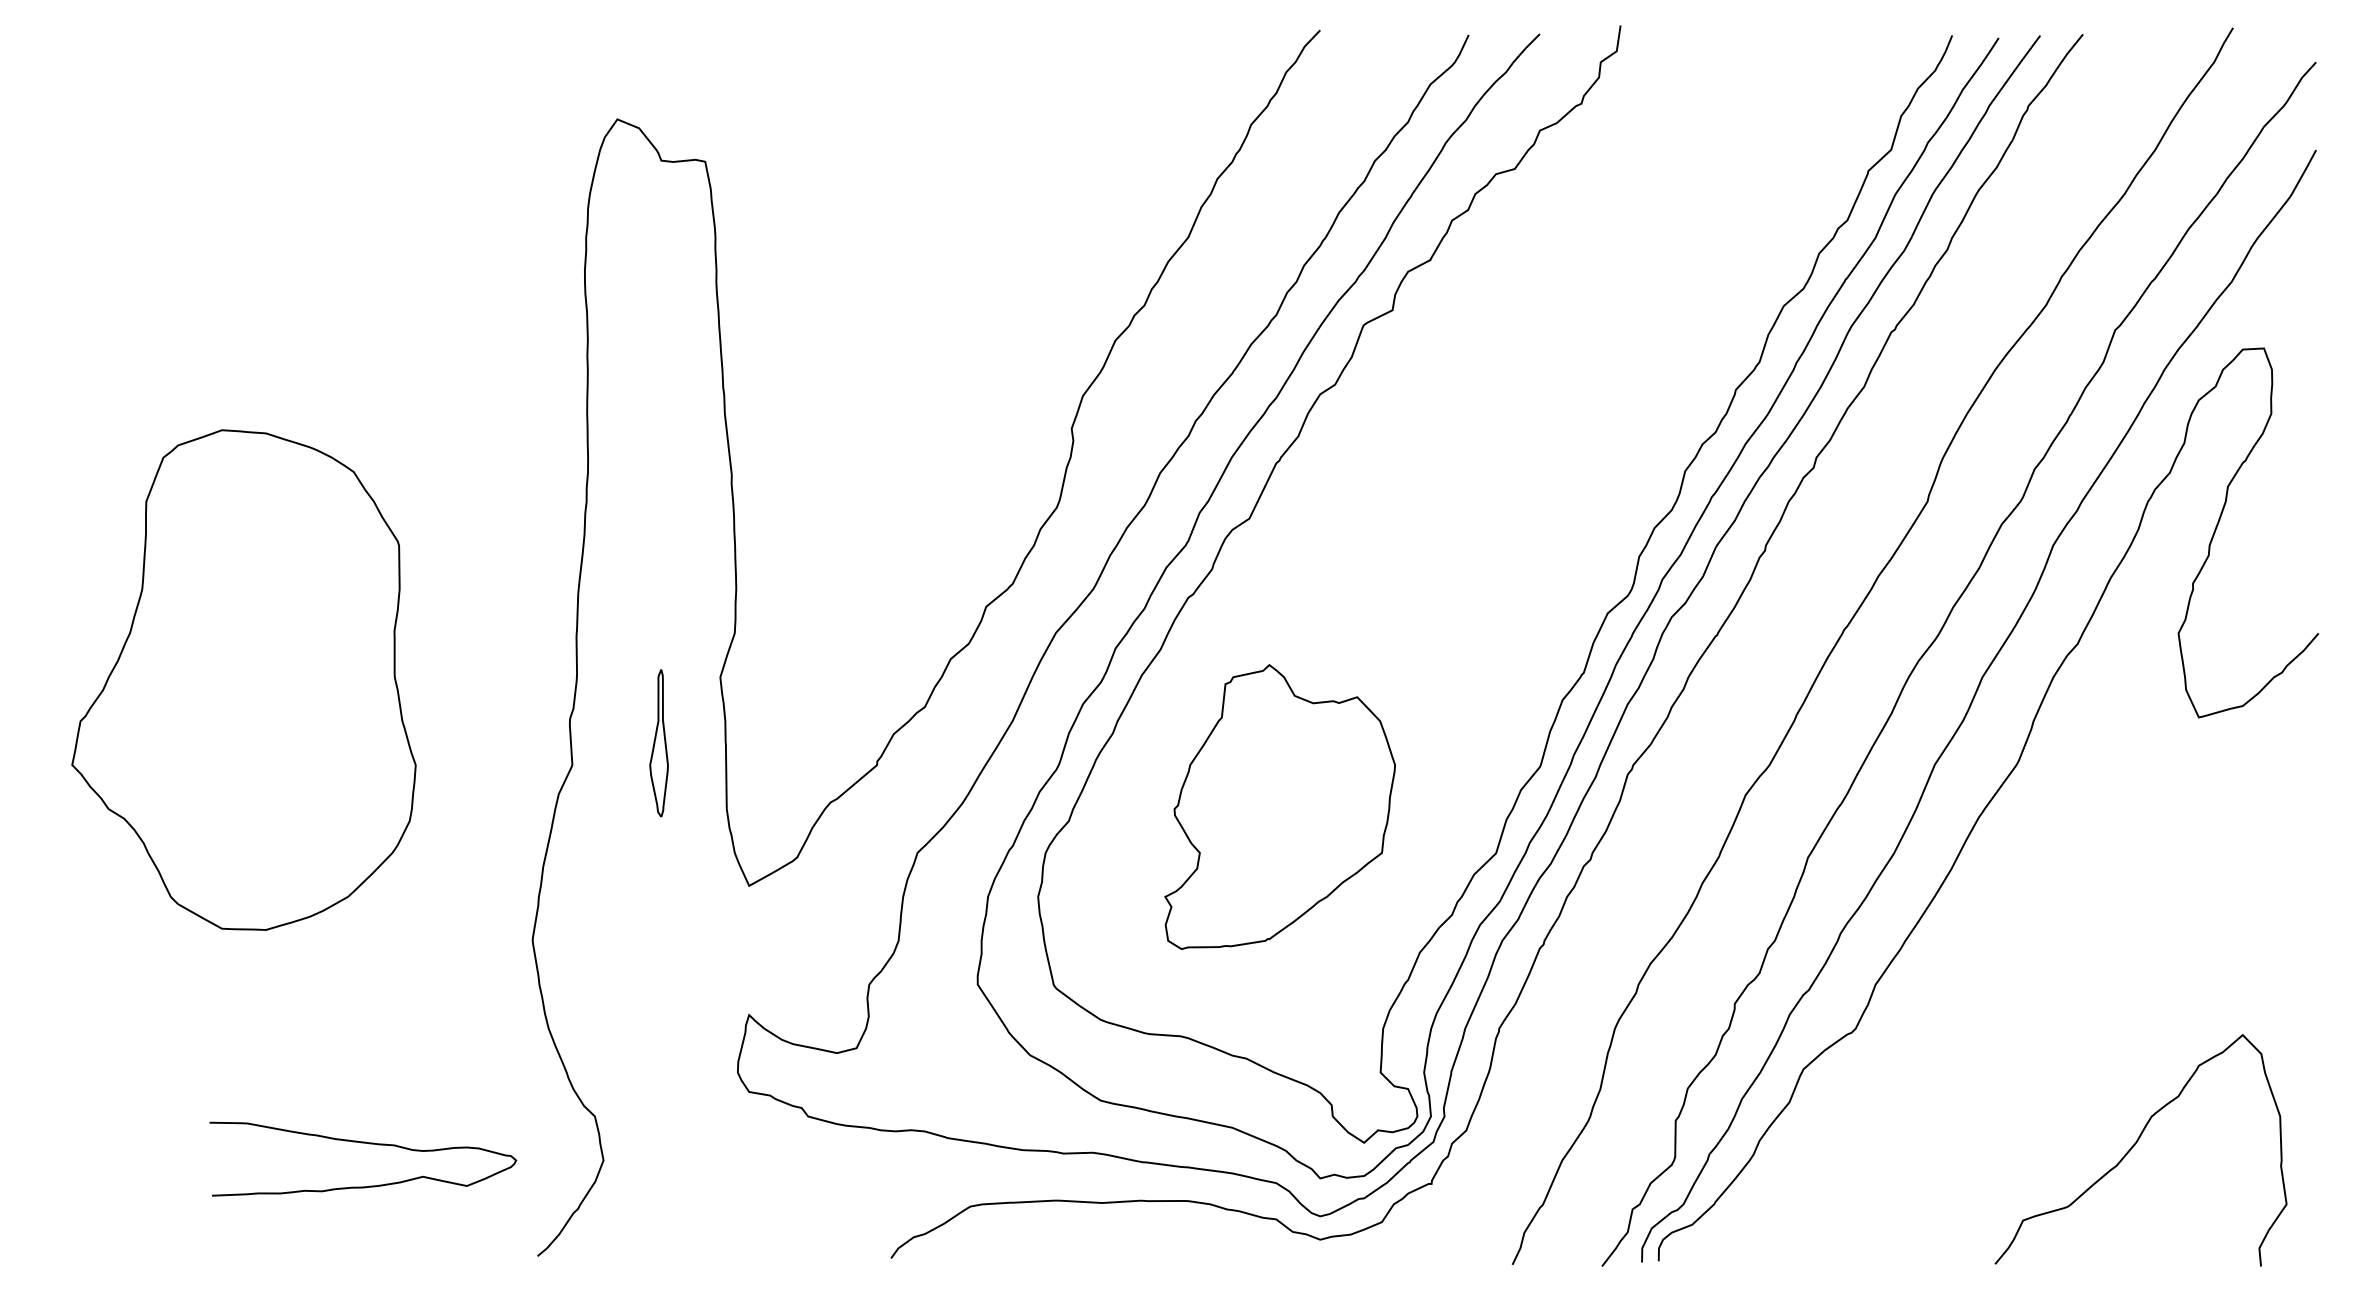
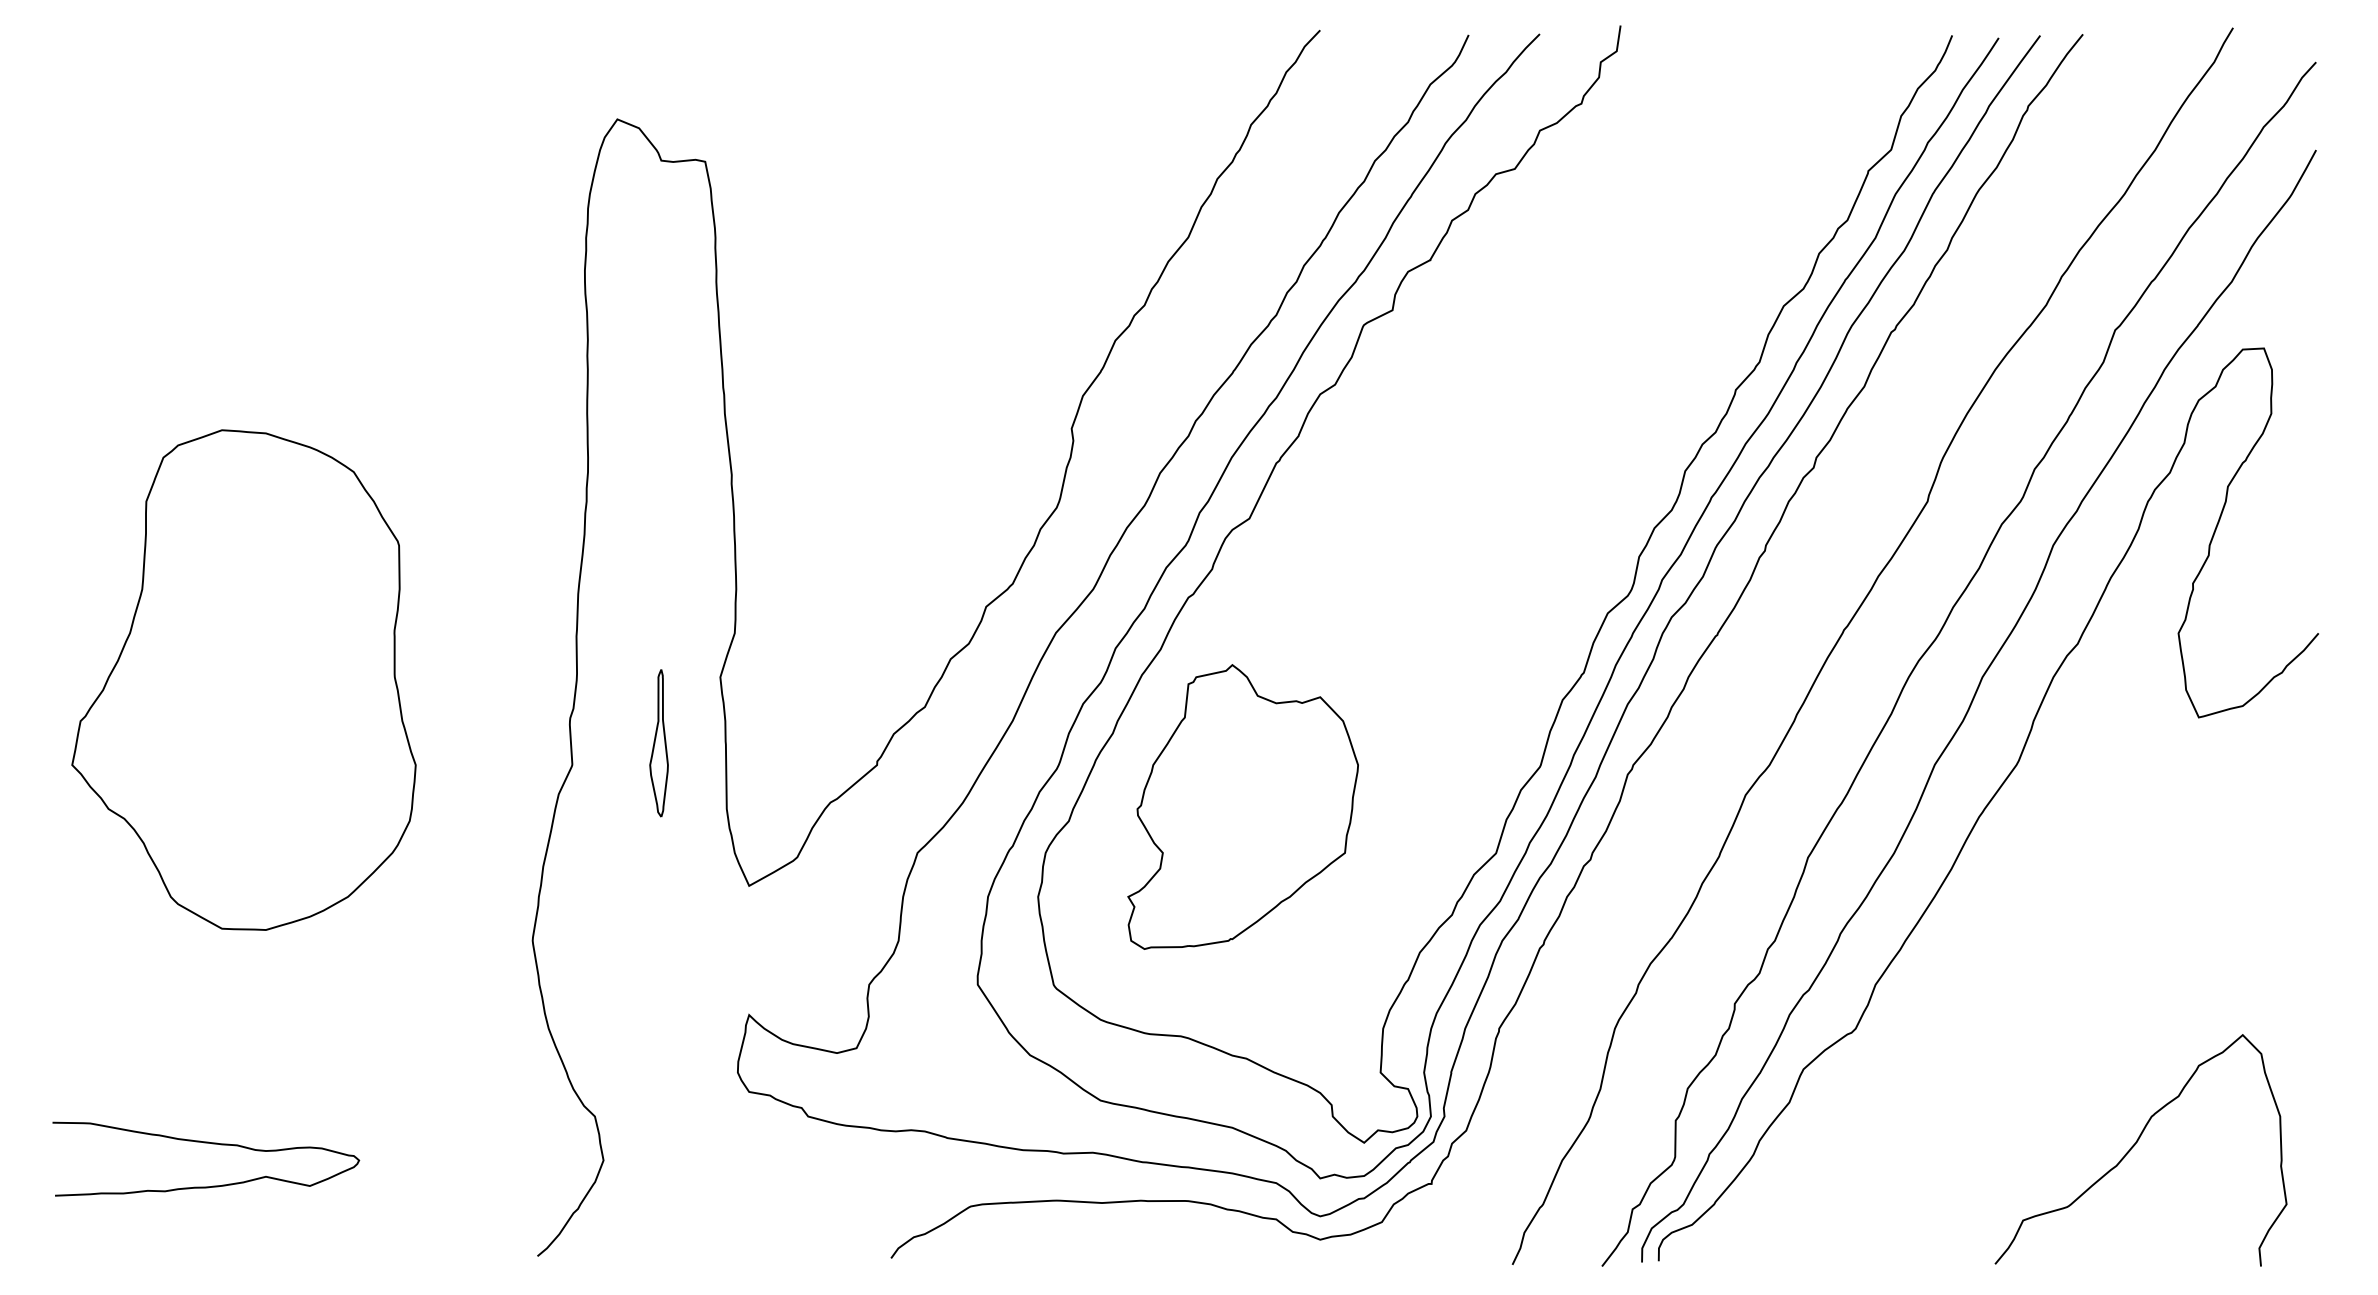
part position: (1279, 806) -> (1242, 806) (1242, 806)
curve position: (363, 1143) -> (206, 1143) (206, 1143)
